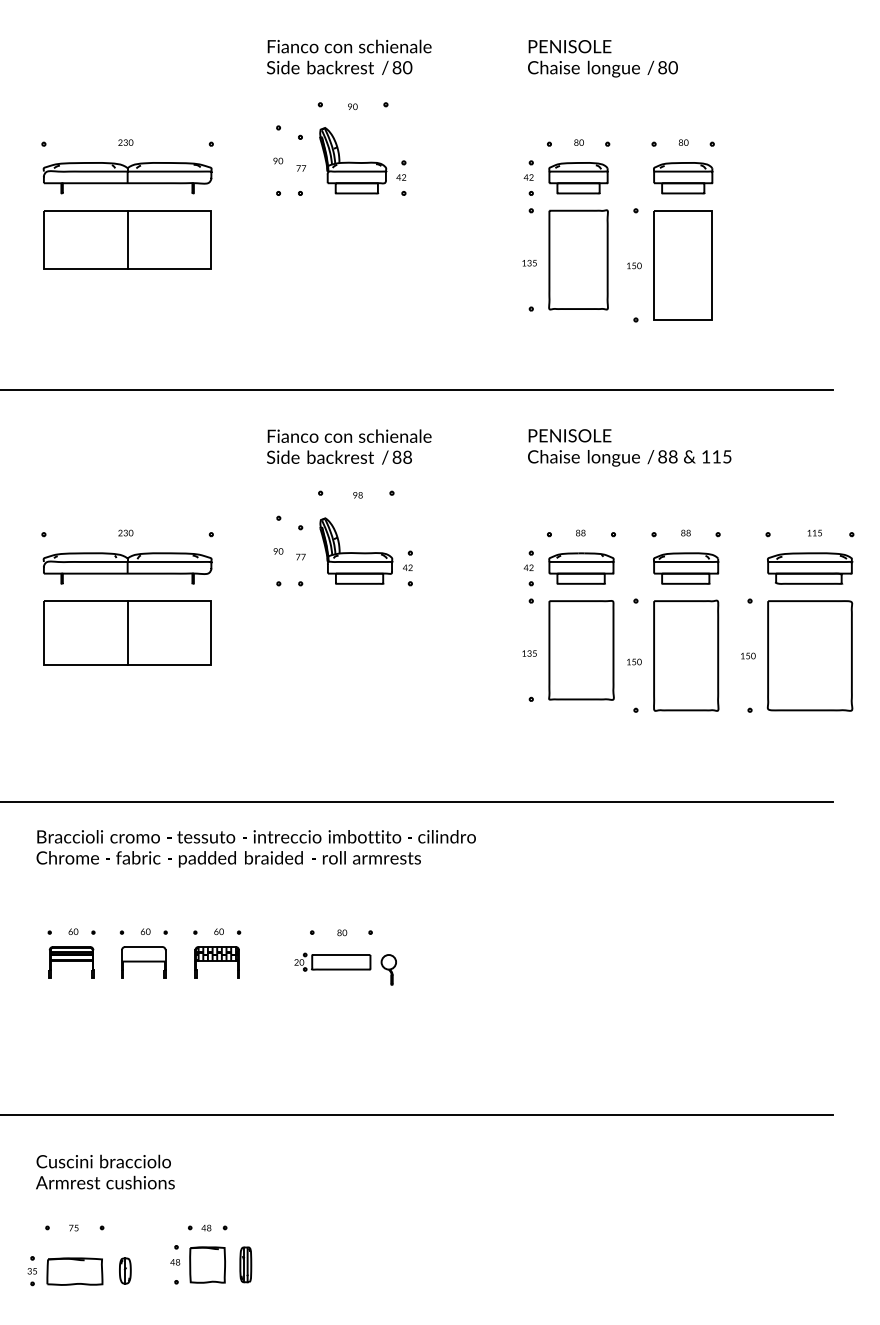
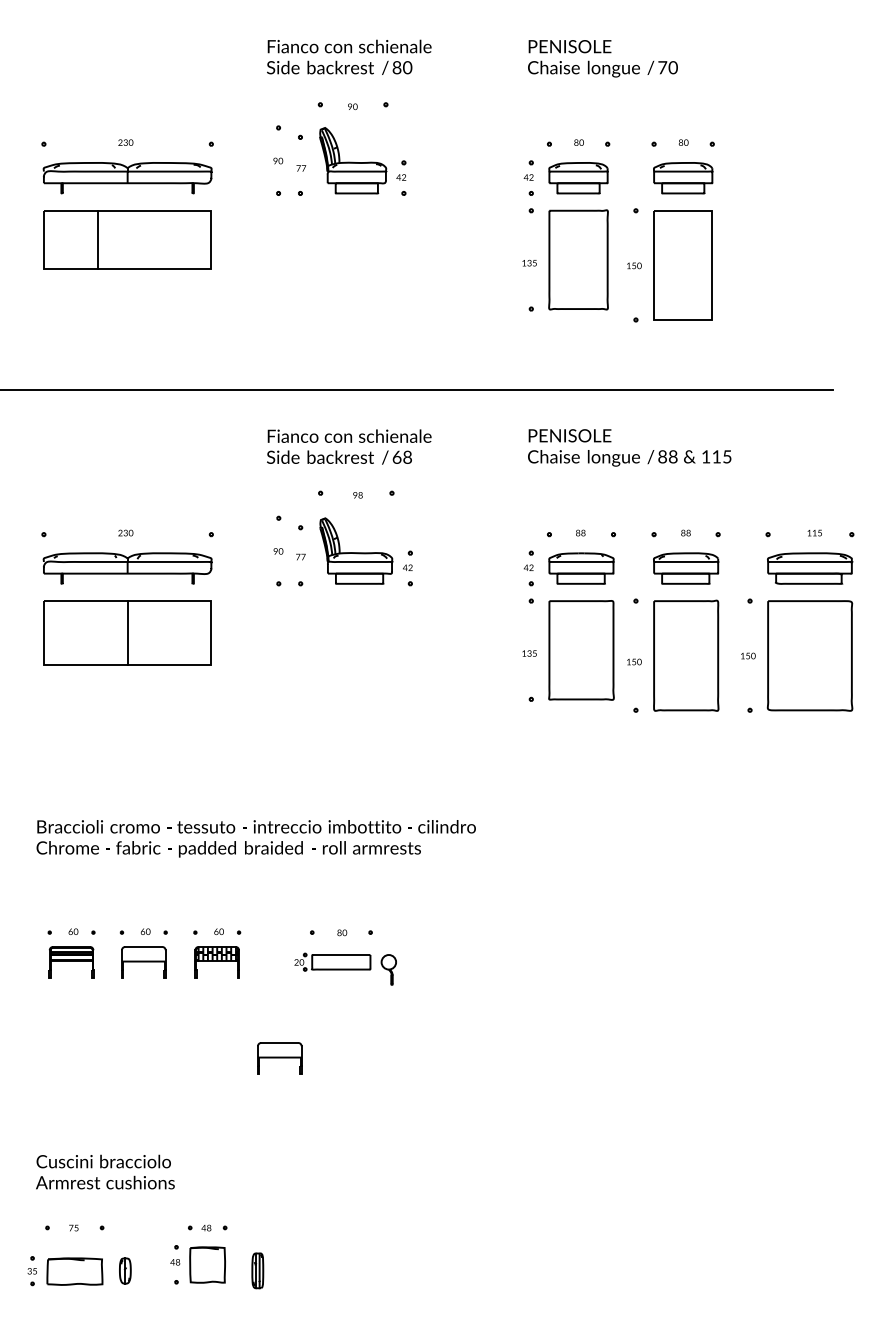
text: 80 -> 70 (662, 67)
line position: (127, 239) -> (97, 239) (97, 239)
text: 88 -> 68 (396, 456)
line: present -> none (417, 801)
text position: (255, 848) -> (255, 838) (255, 838)
part: none -> present (279, 1058)
line: present -> none (417, 1114)
part position: (245, 1264) -> (257, 1270) (257, 1270)
